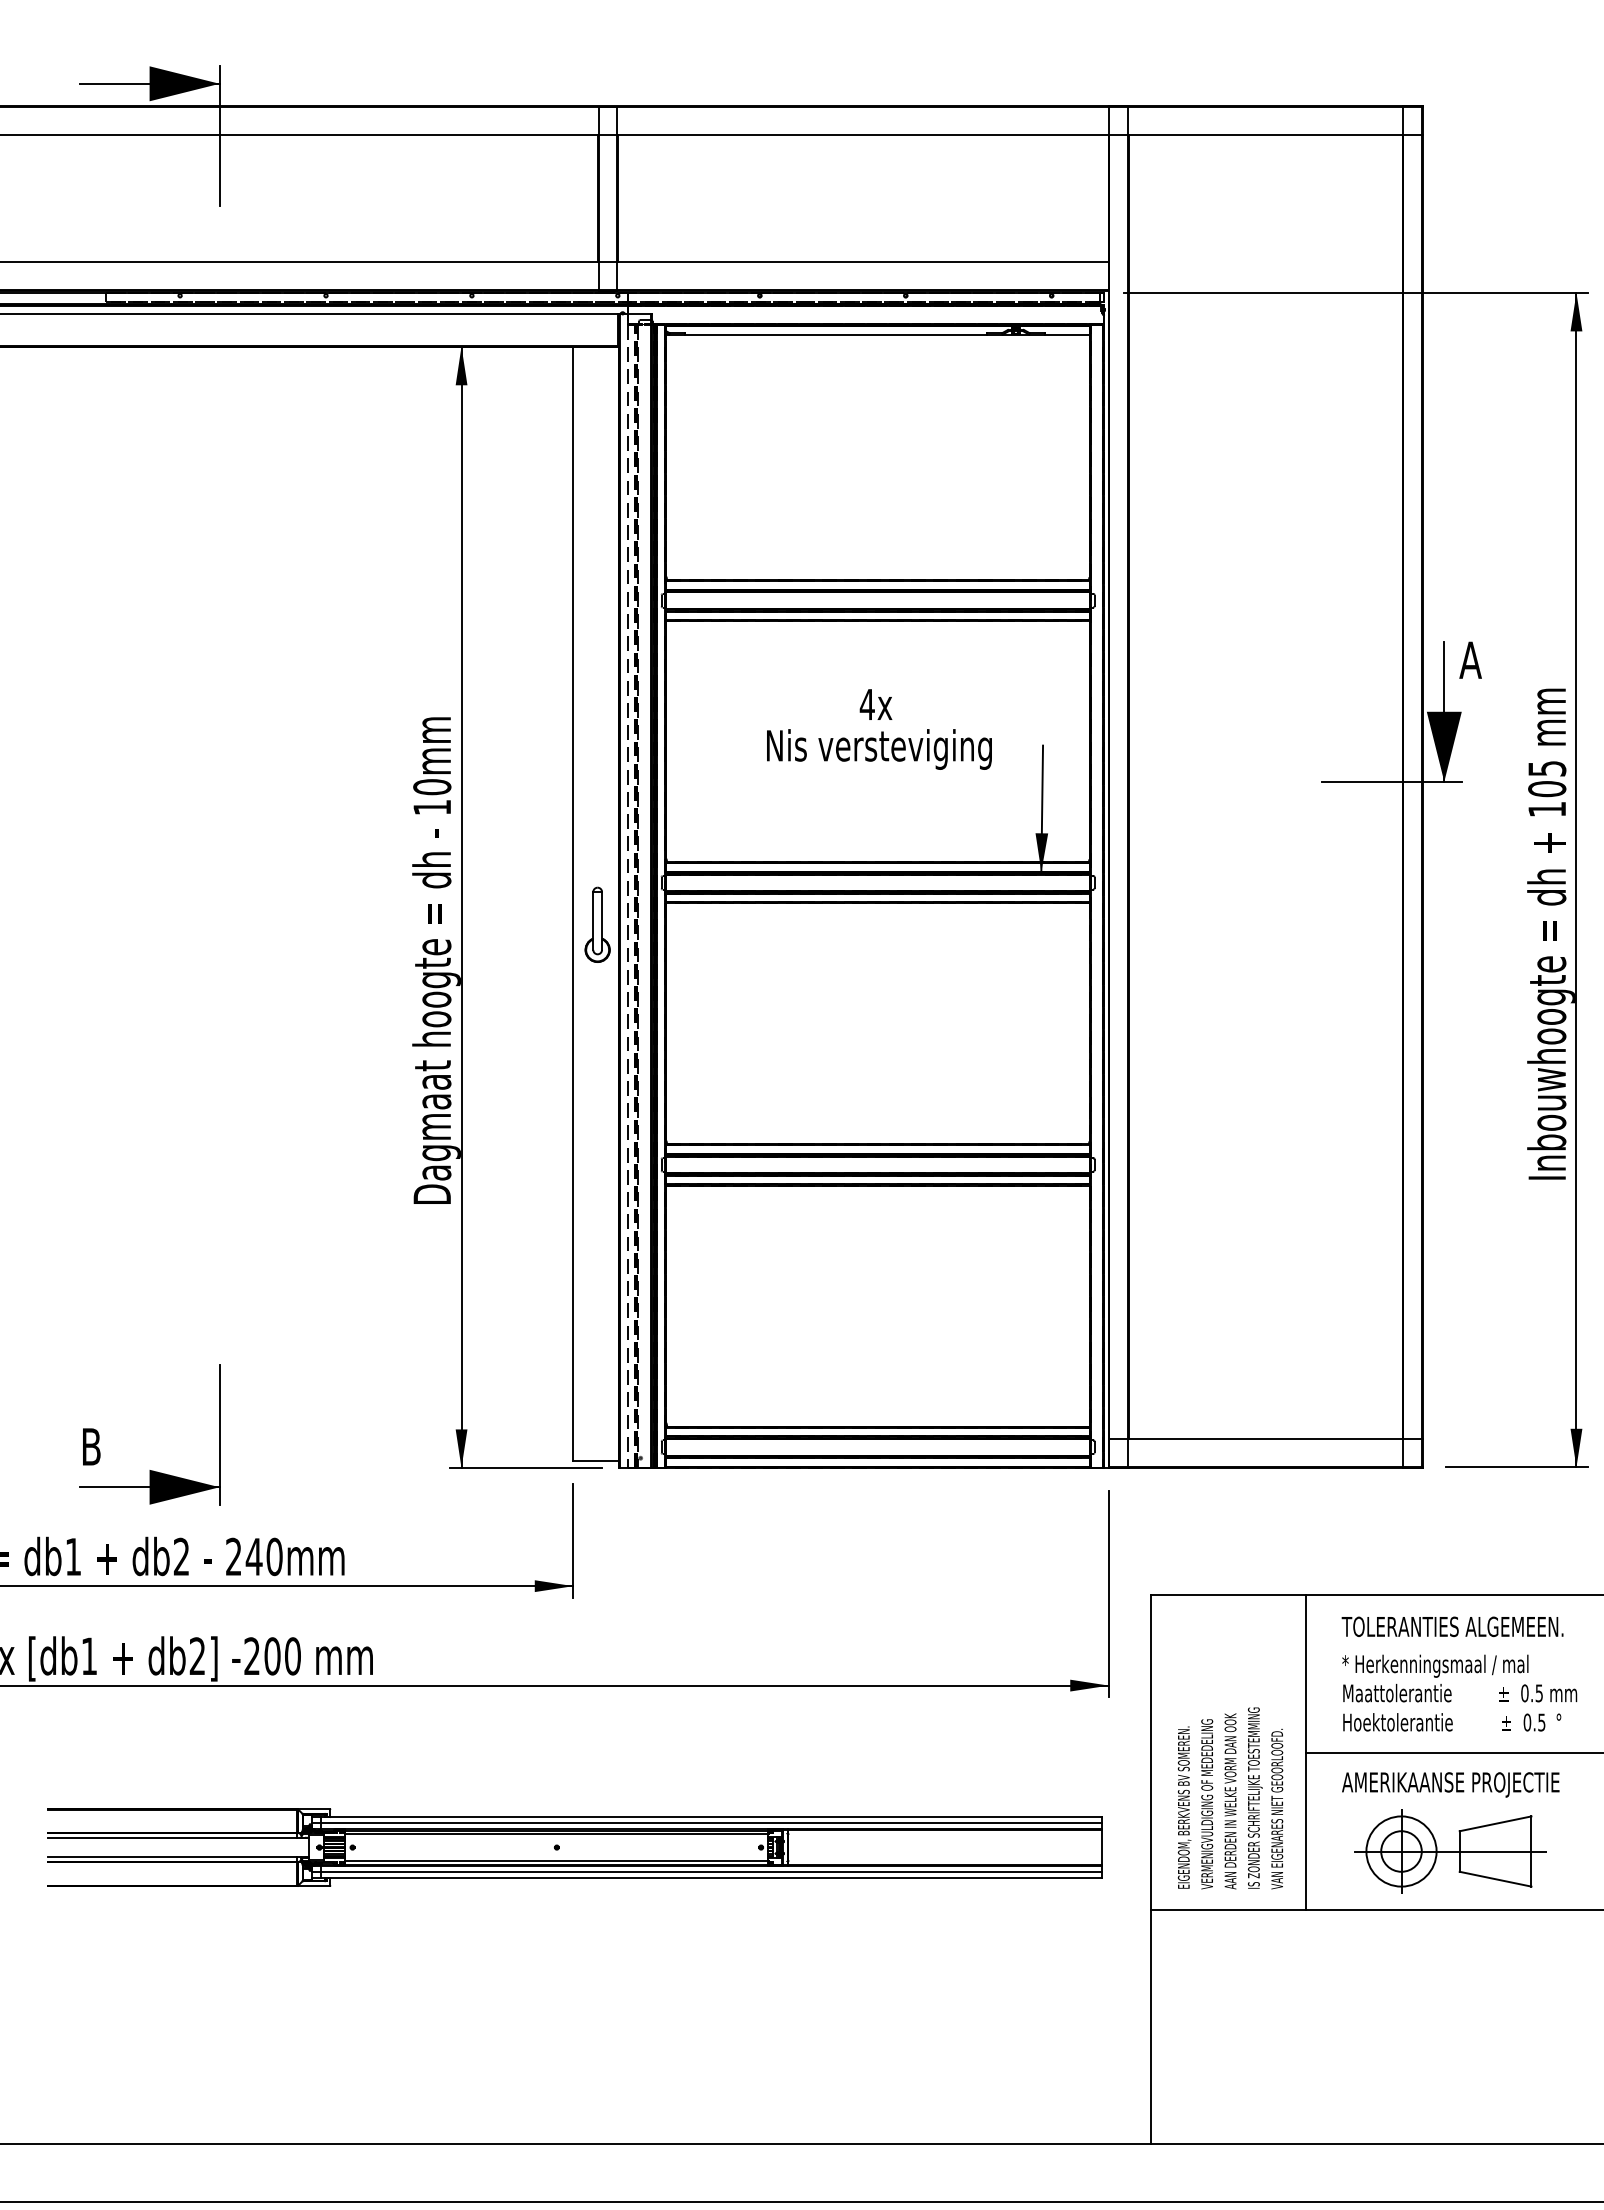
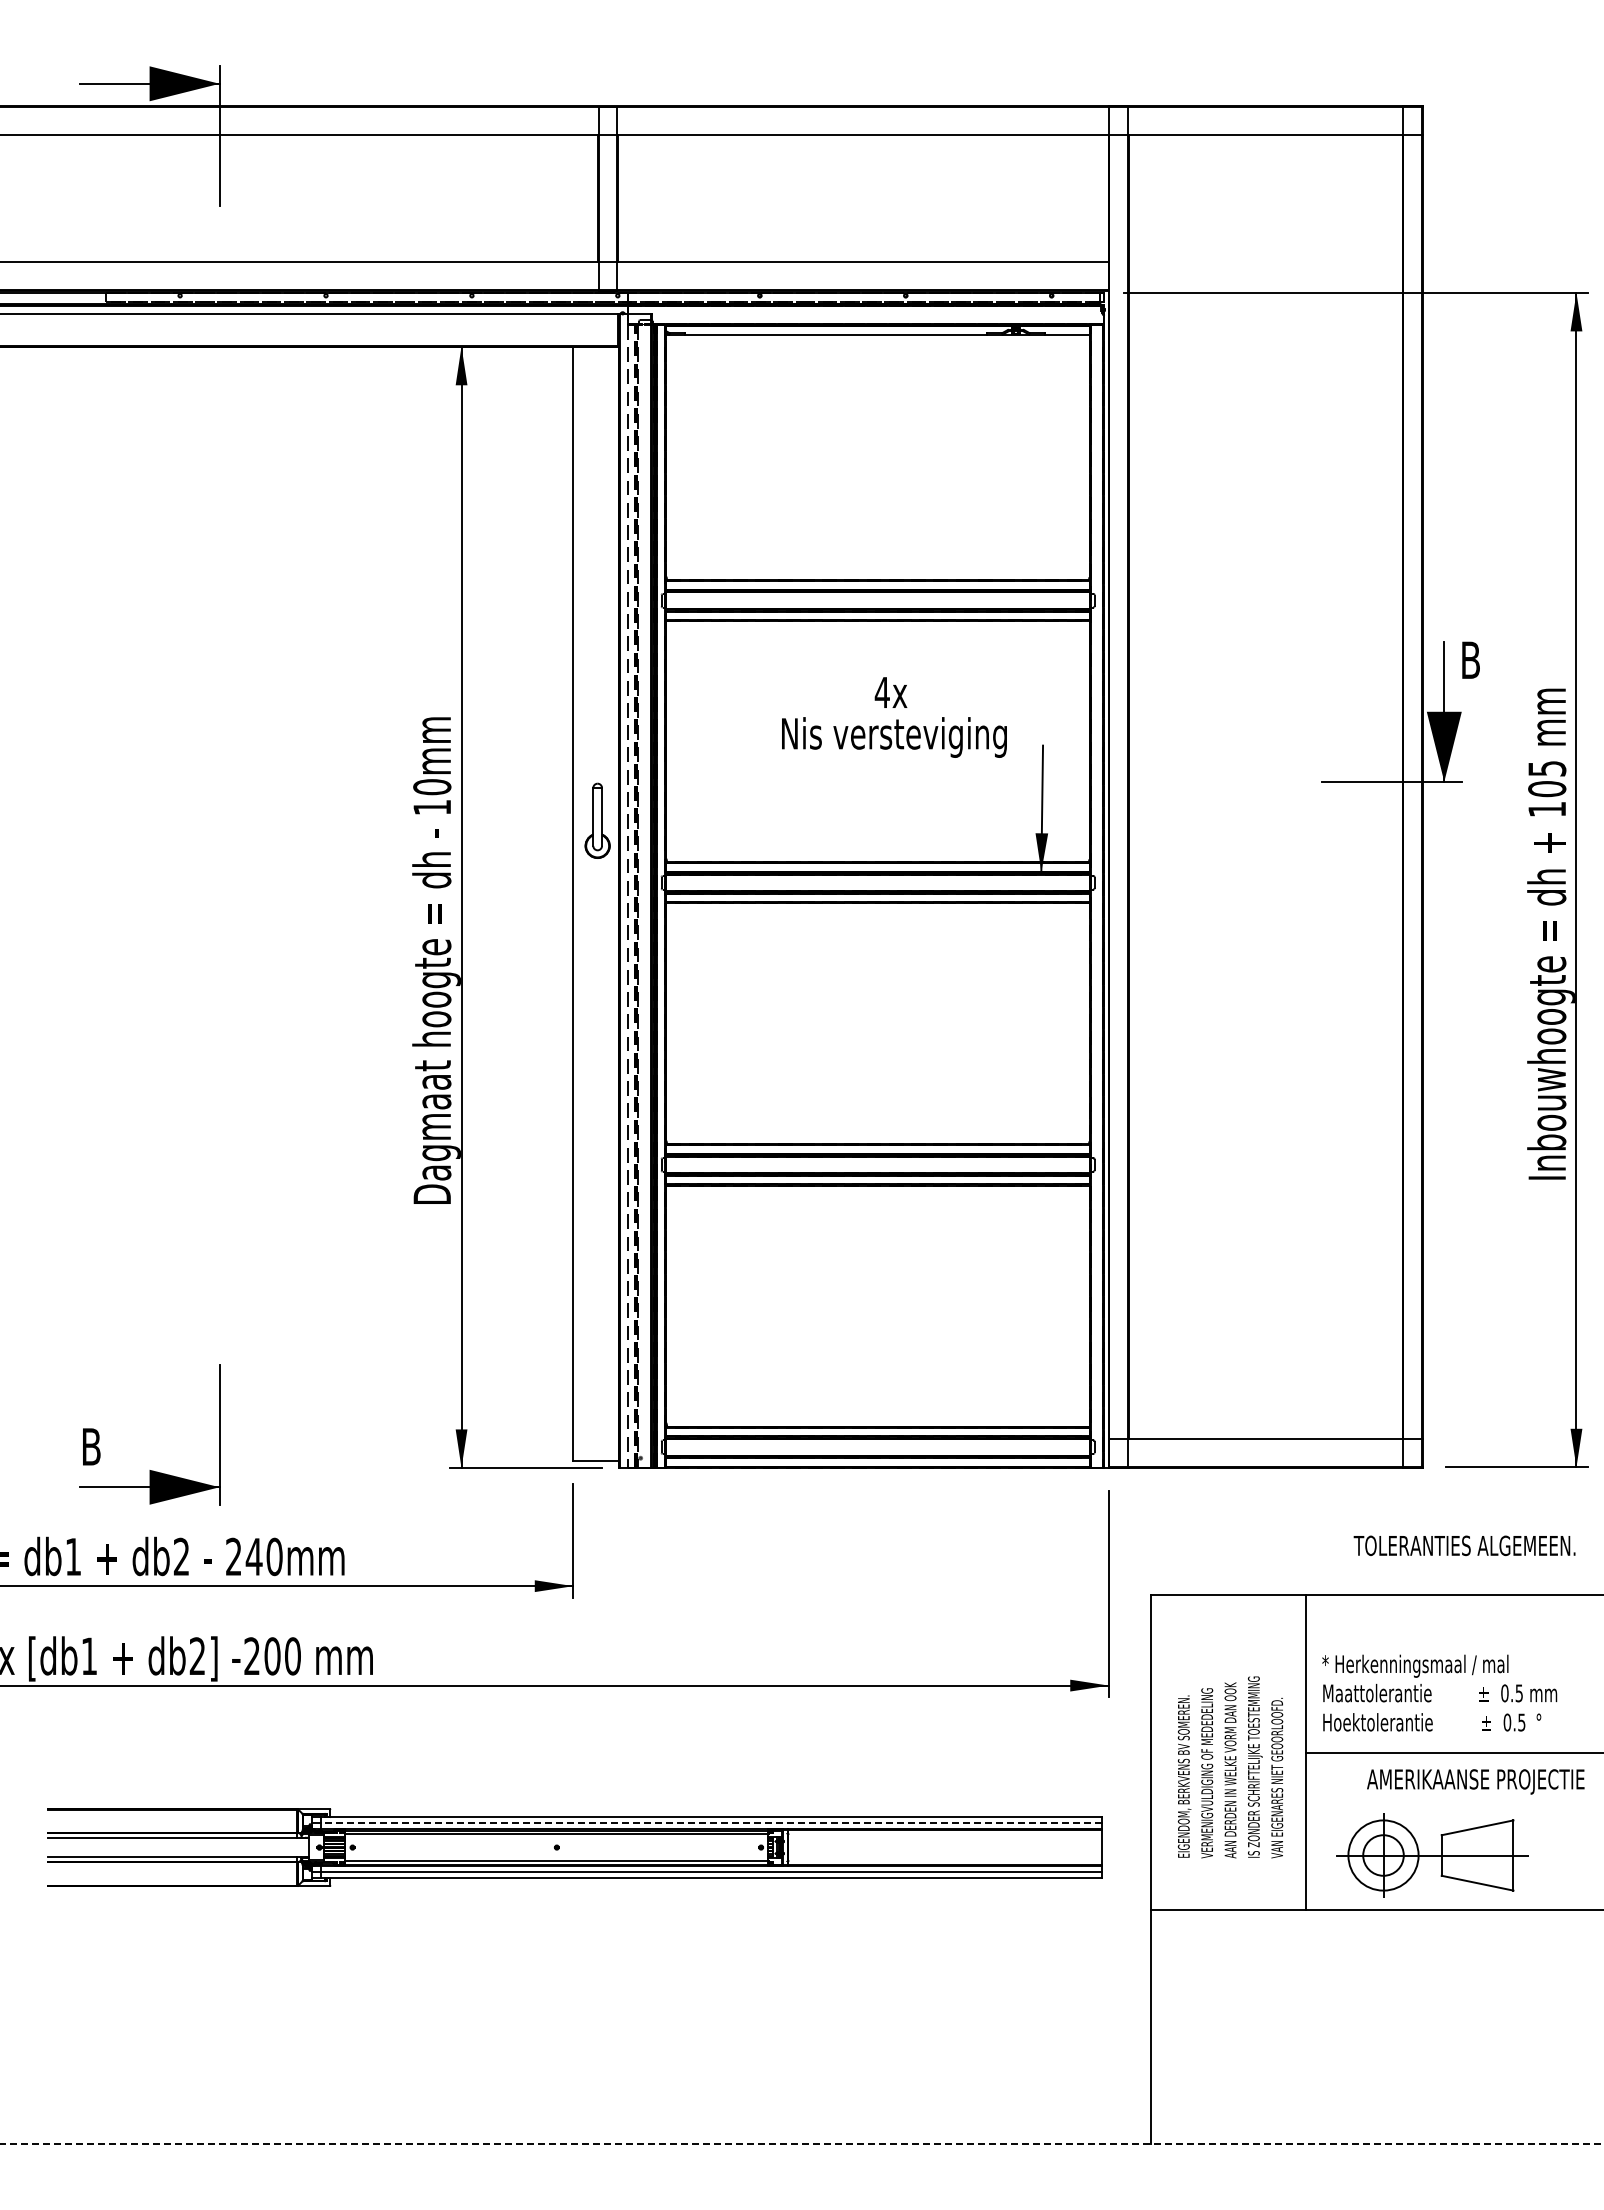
text: A -> B (1470, 659)
text position: (879, 729) -> (894, 717) (894, 717)
part position: (597, 924) -> (597, 820) (597, 820)
text position: (1452, 1626) -> (1464, 1545) (1464, 1545)
text position: (1459, 1692) -> (1439, 1692) (1439, 1692)
text position: (1450, 1784) -> (1475, 1781) (1475, 1781)
text position: (1230, 1798) -> (1230, 1767) (1230, 1767)
line: solid -> dashed (710, 1823)
part position: (1450, 1851) -> (1432, 1855) (1432, 1855)
line: solid -> dashed (802, 2143)
line: present -> none (801, 2202)
